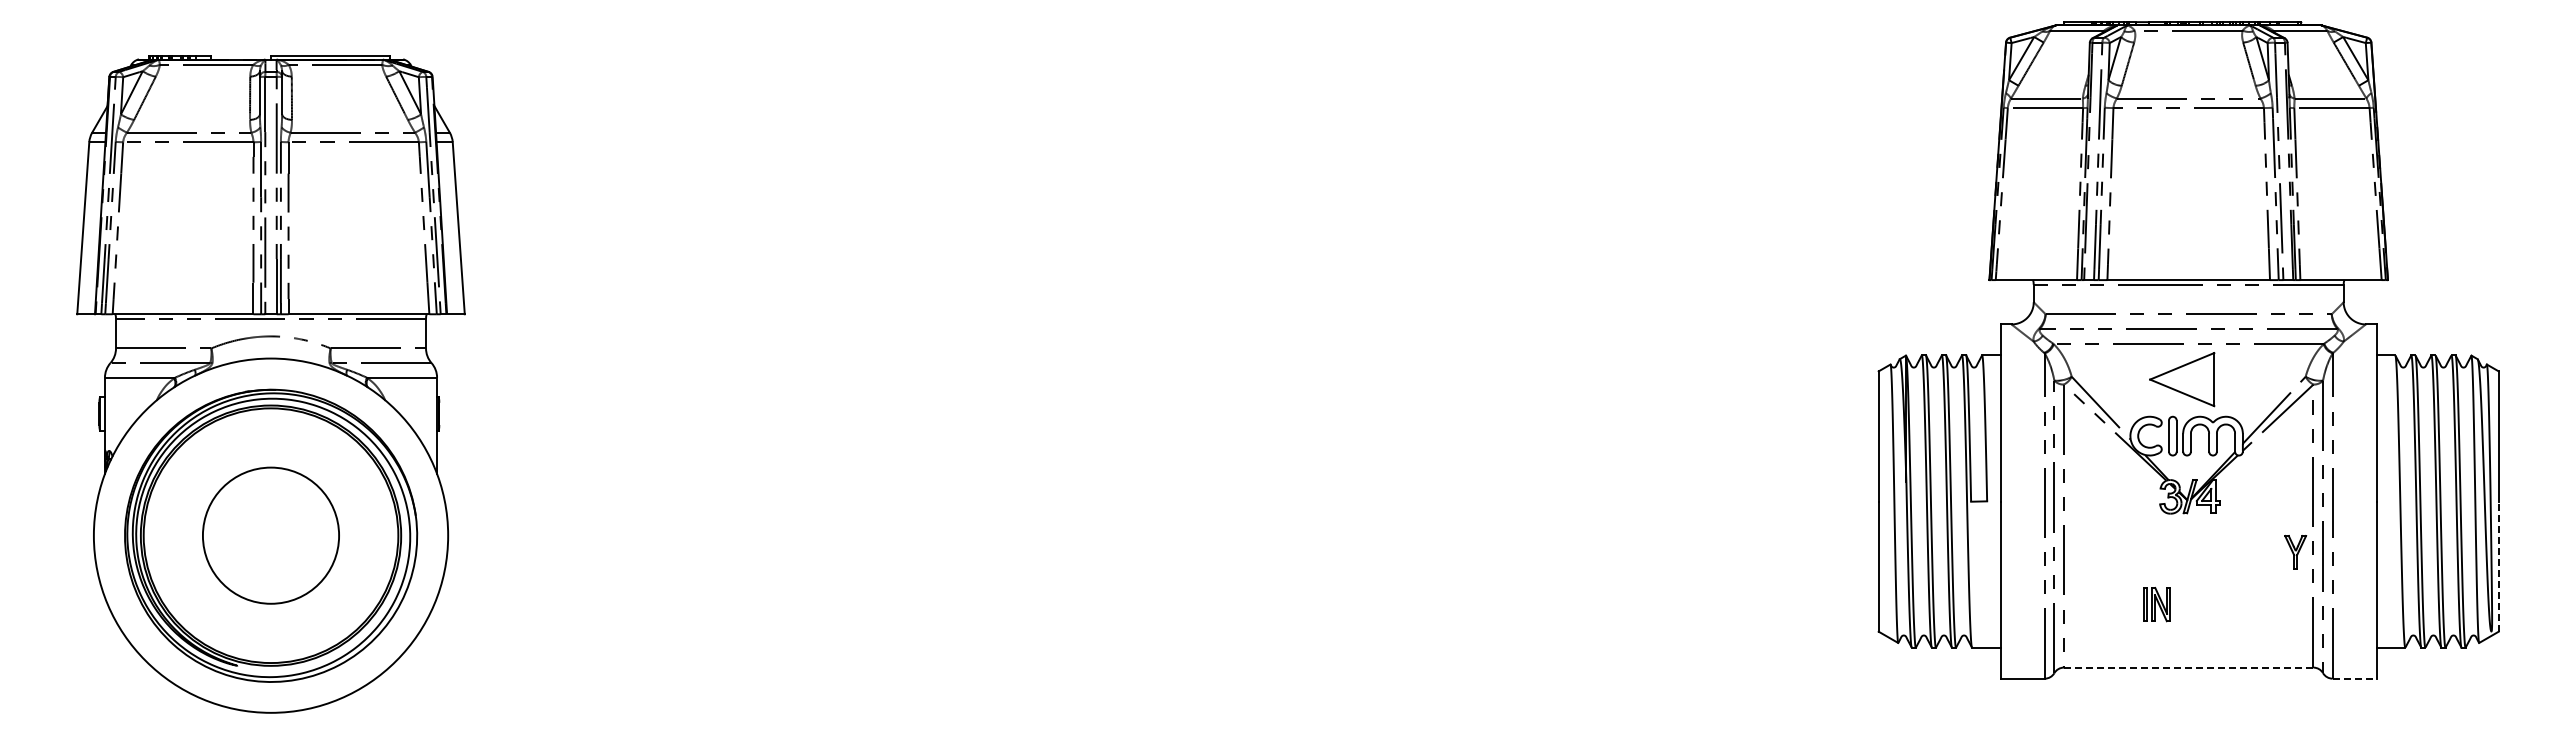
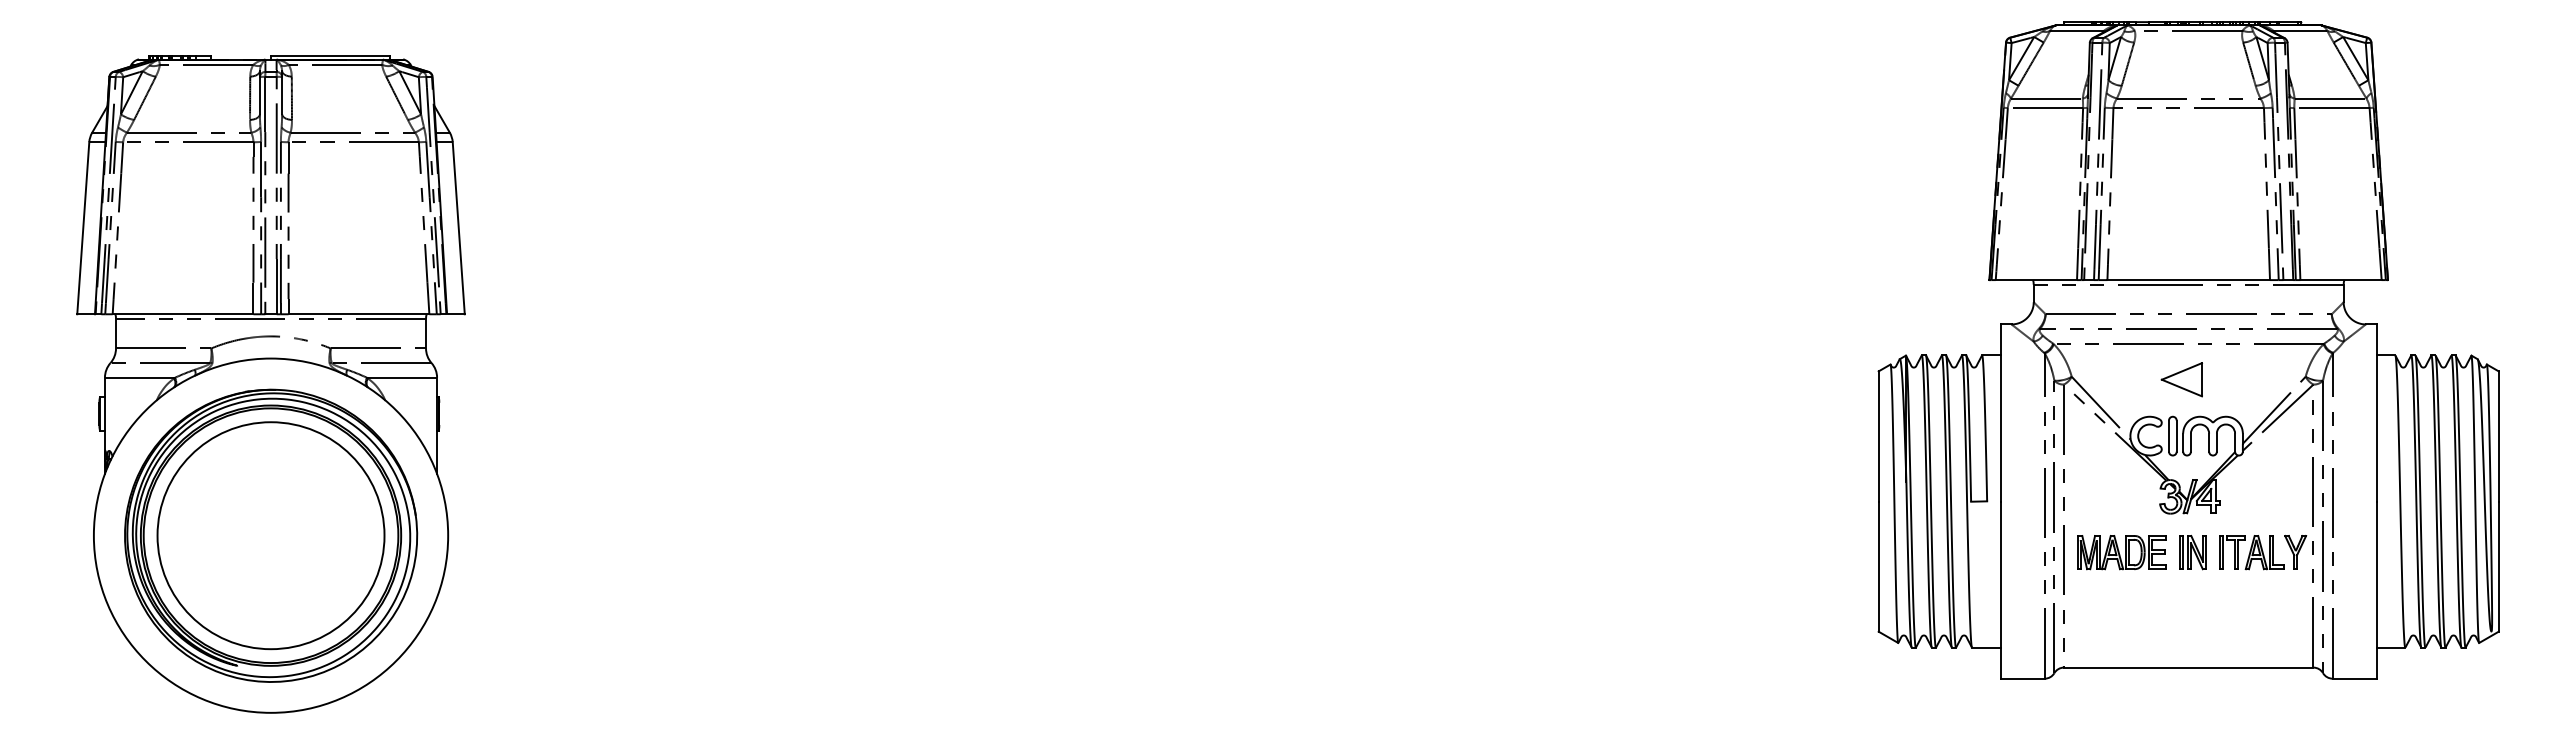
part size: 67x56 px -> 43x36 px (2181, 379)
circle diameter: 136 px -> 227 px (270, 535)
part: none -> present (2121, 552)
part: none -> present (2251, 552)
line: dashed -> solid (2498, 566)
part position: (2156, 604) -> (2192, 552) (2192, 552)
line: dashed -> solid (2188, 667)
line: dashed -> solid (2355, 678)
